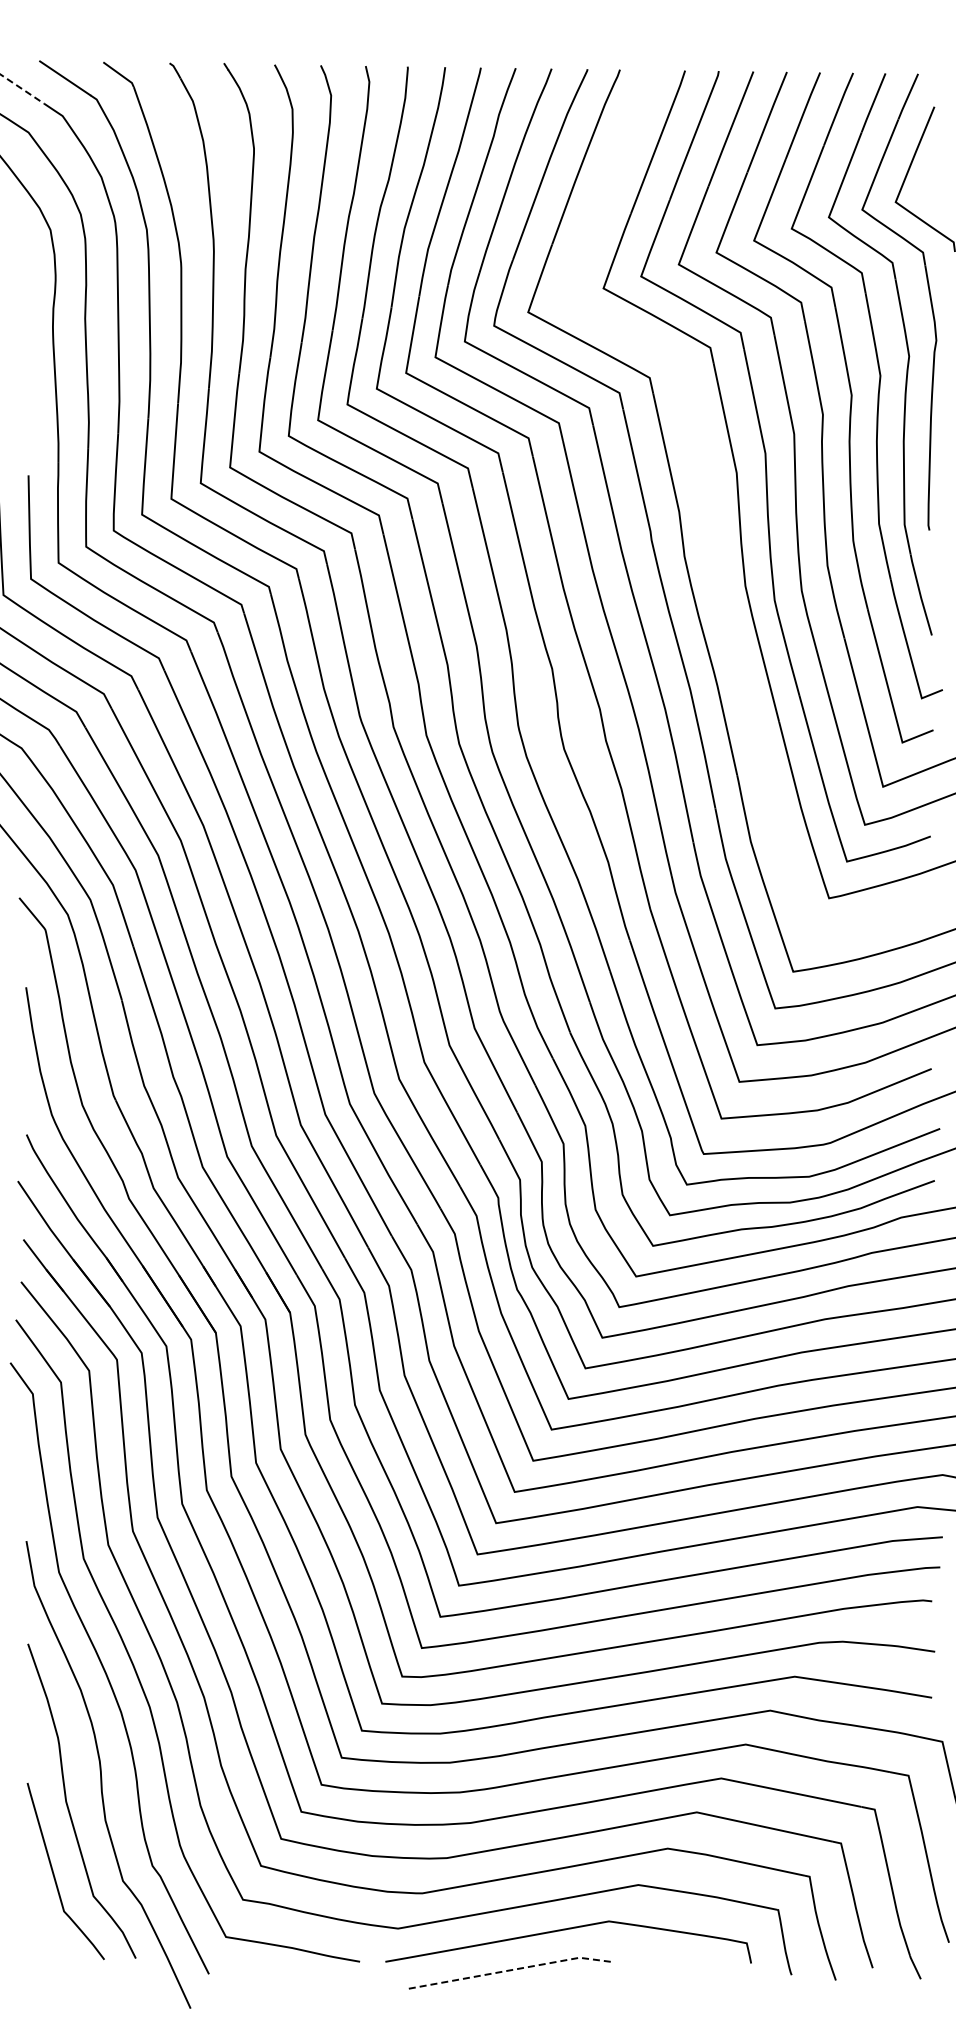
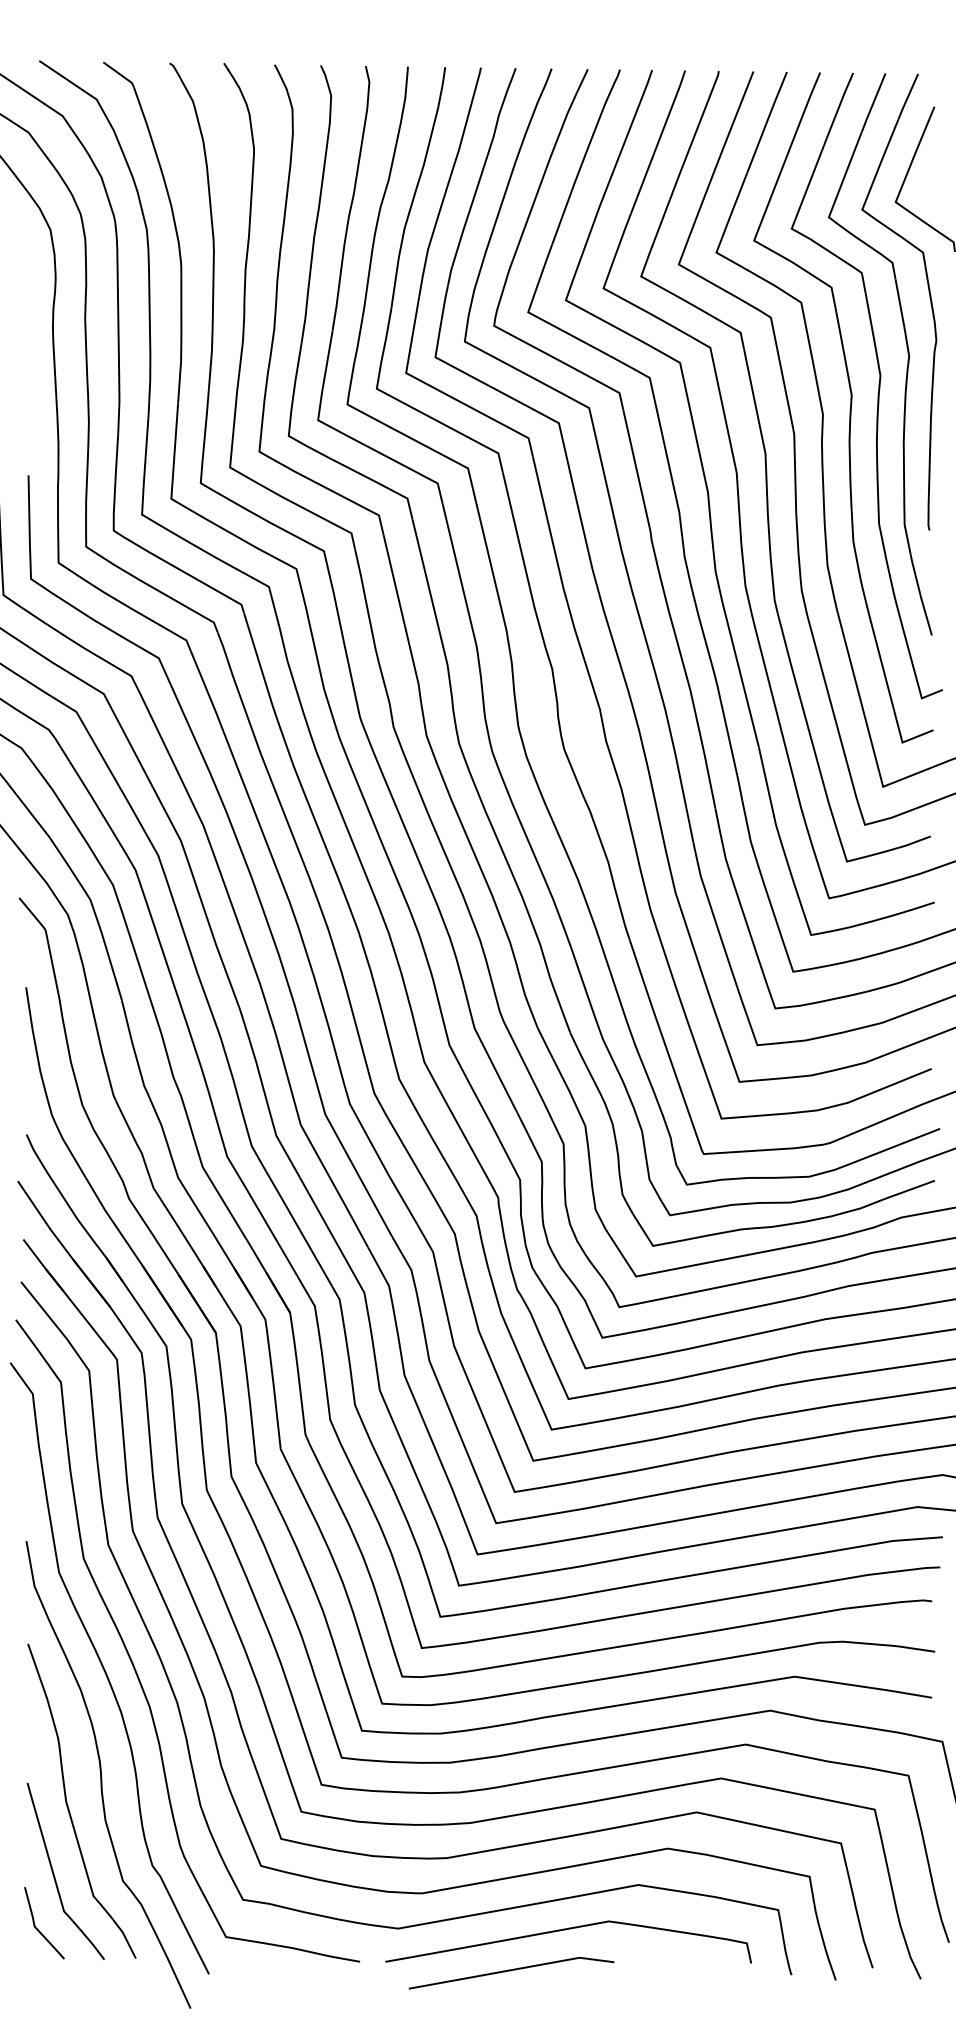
line: dashed -> solid (22, 89)
part: none -> present (710, 505)
curve: none -> present (38, 1929)
line: dashed -> solid (512, 1969)
